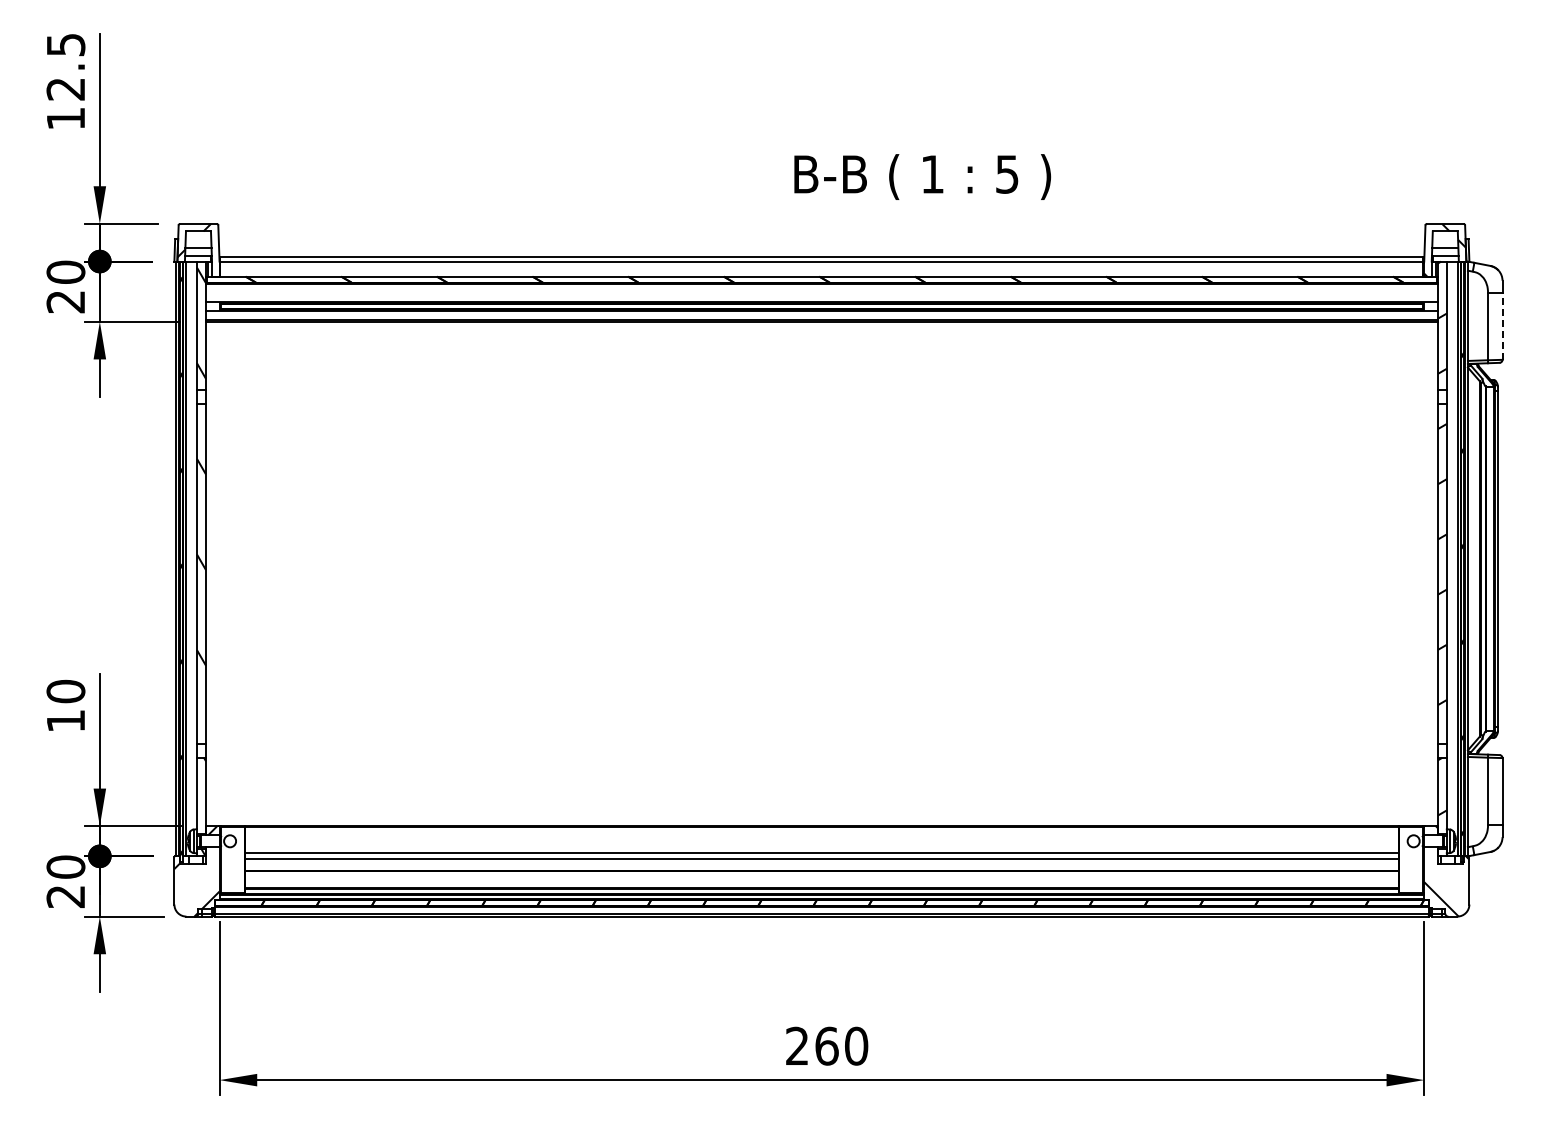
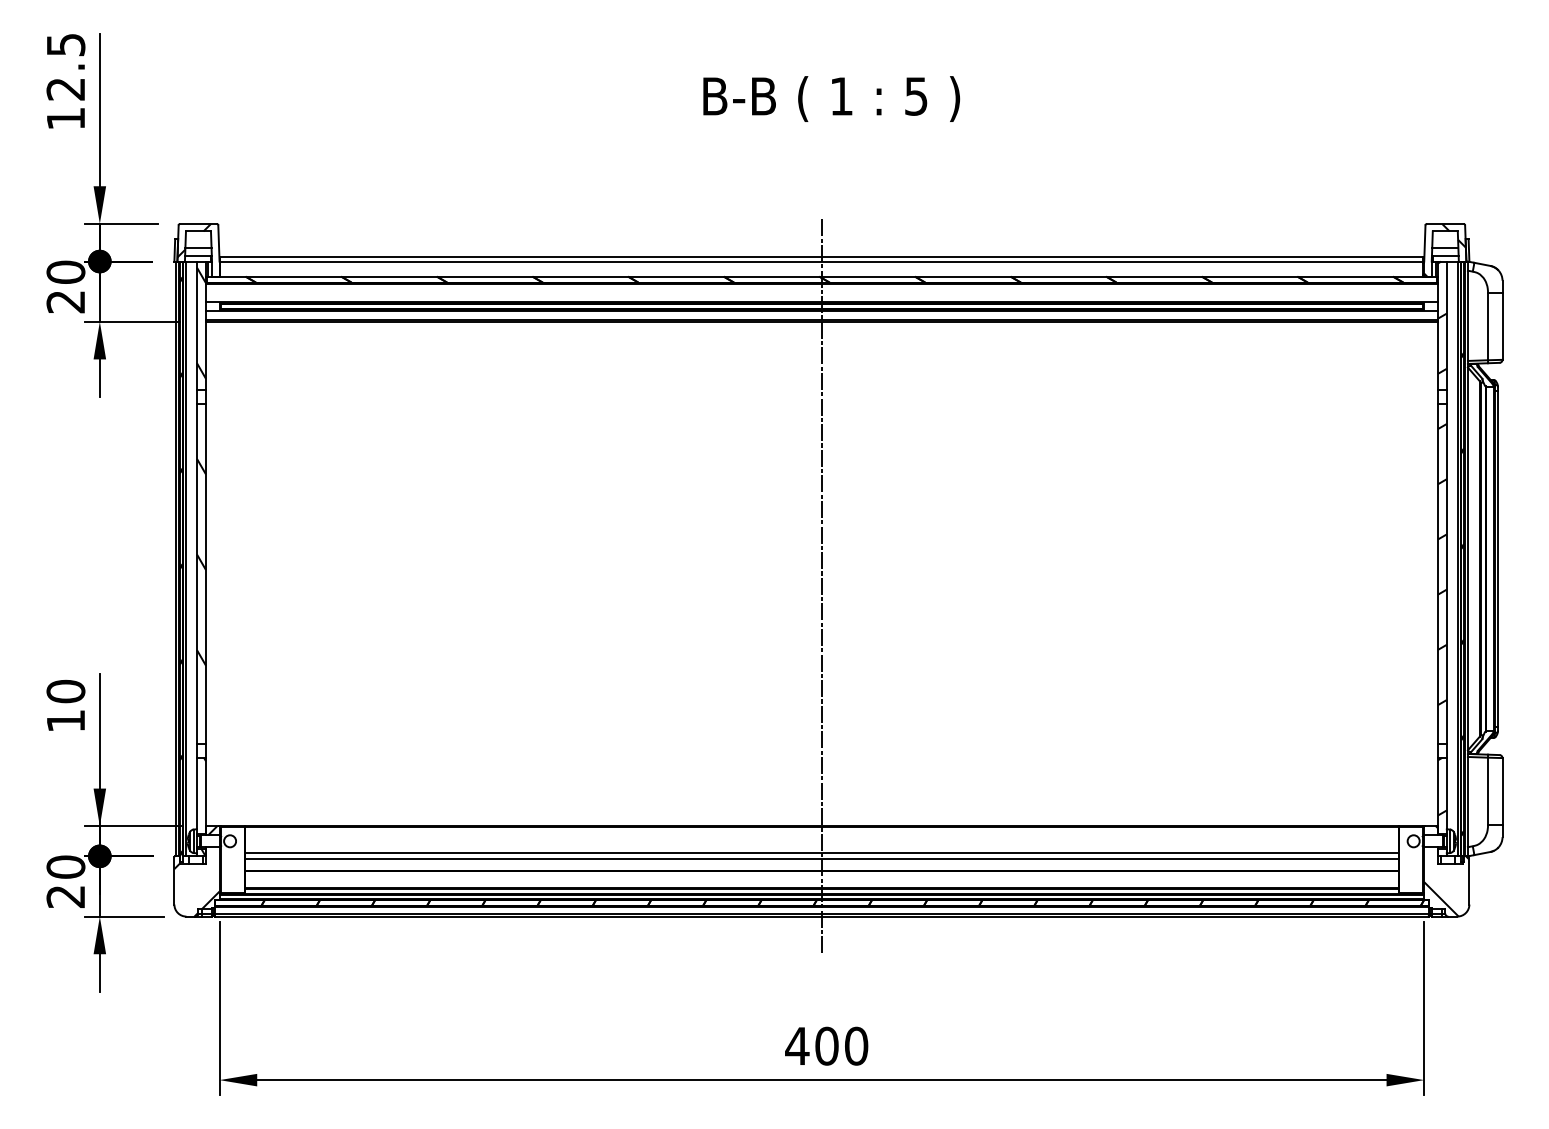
text position: (922, 176) -> (831, 98) (831, 98)
line: dashed -> solid (1502, 326)
line: none -> present (821, 586)
text: 260 -> 400 (811, 1045)
